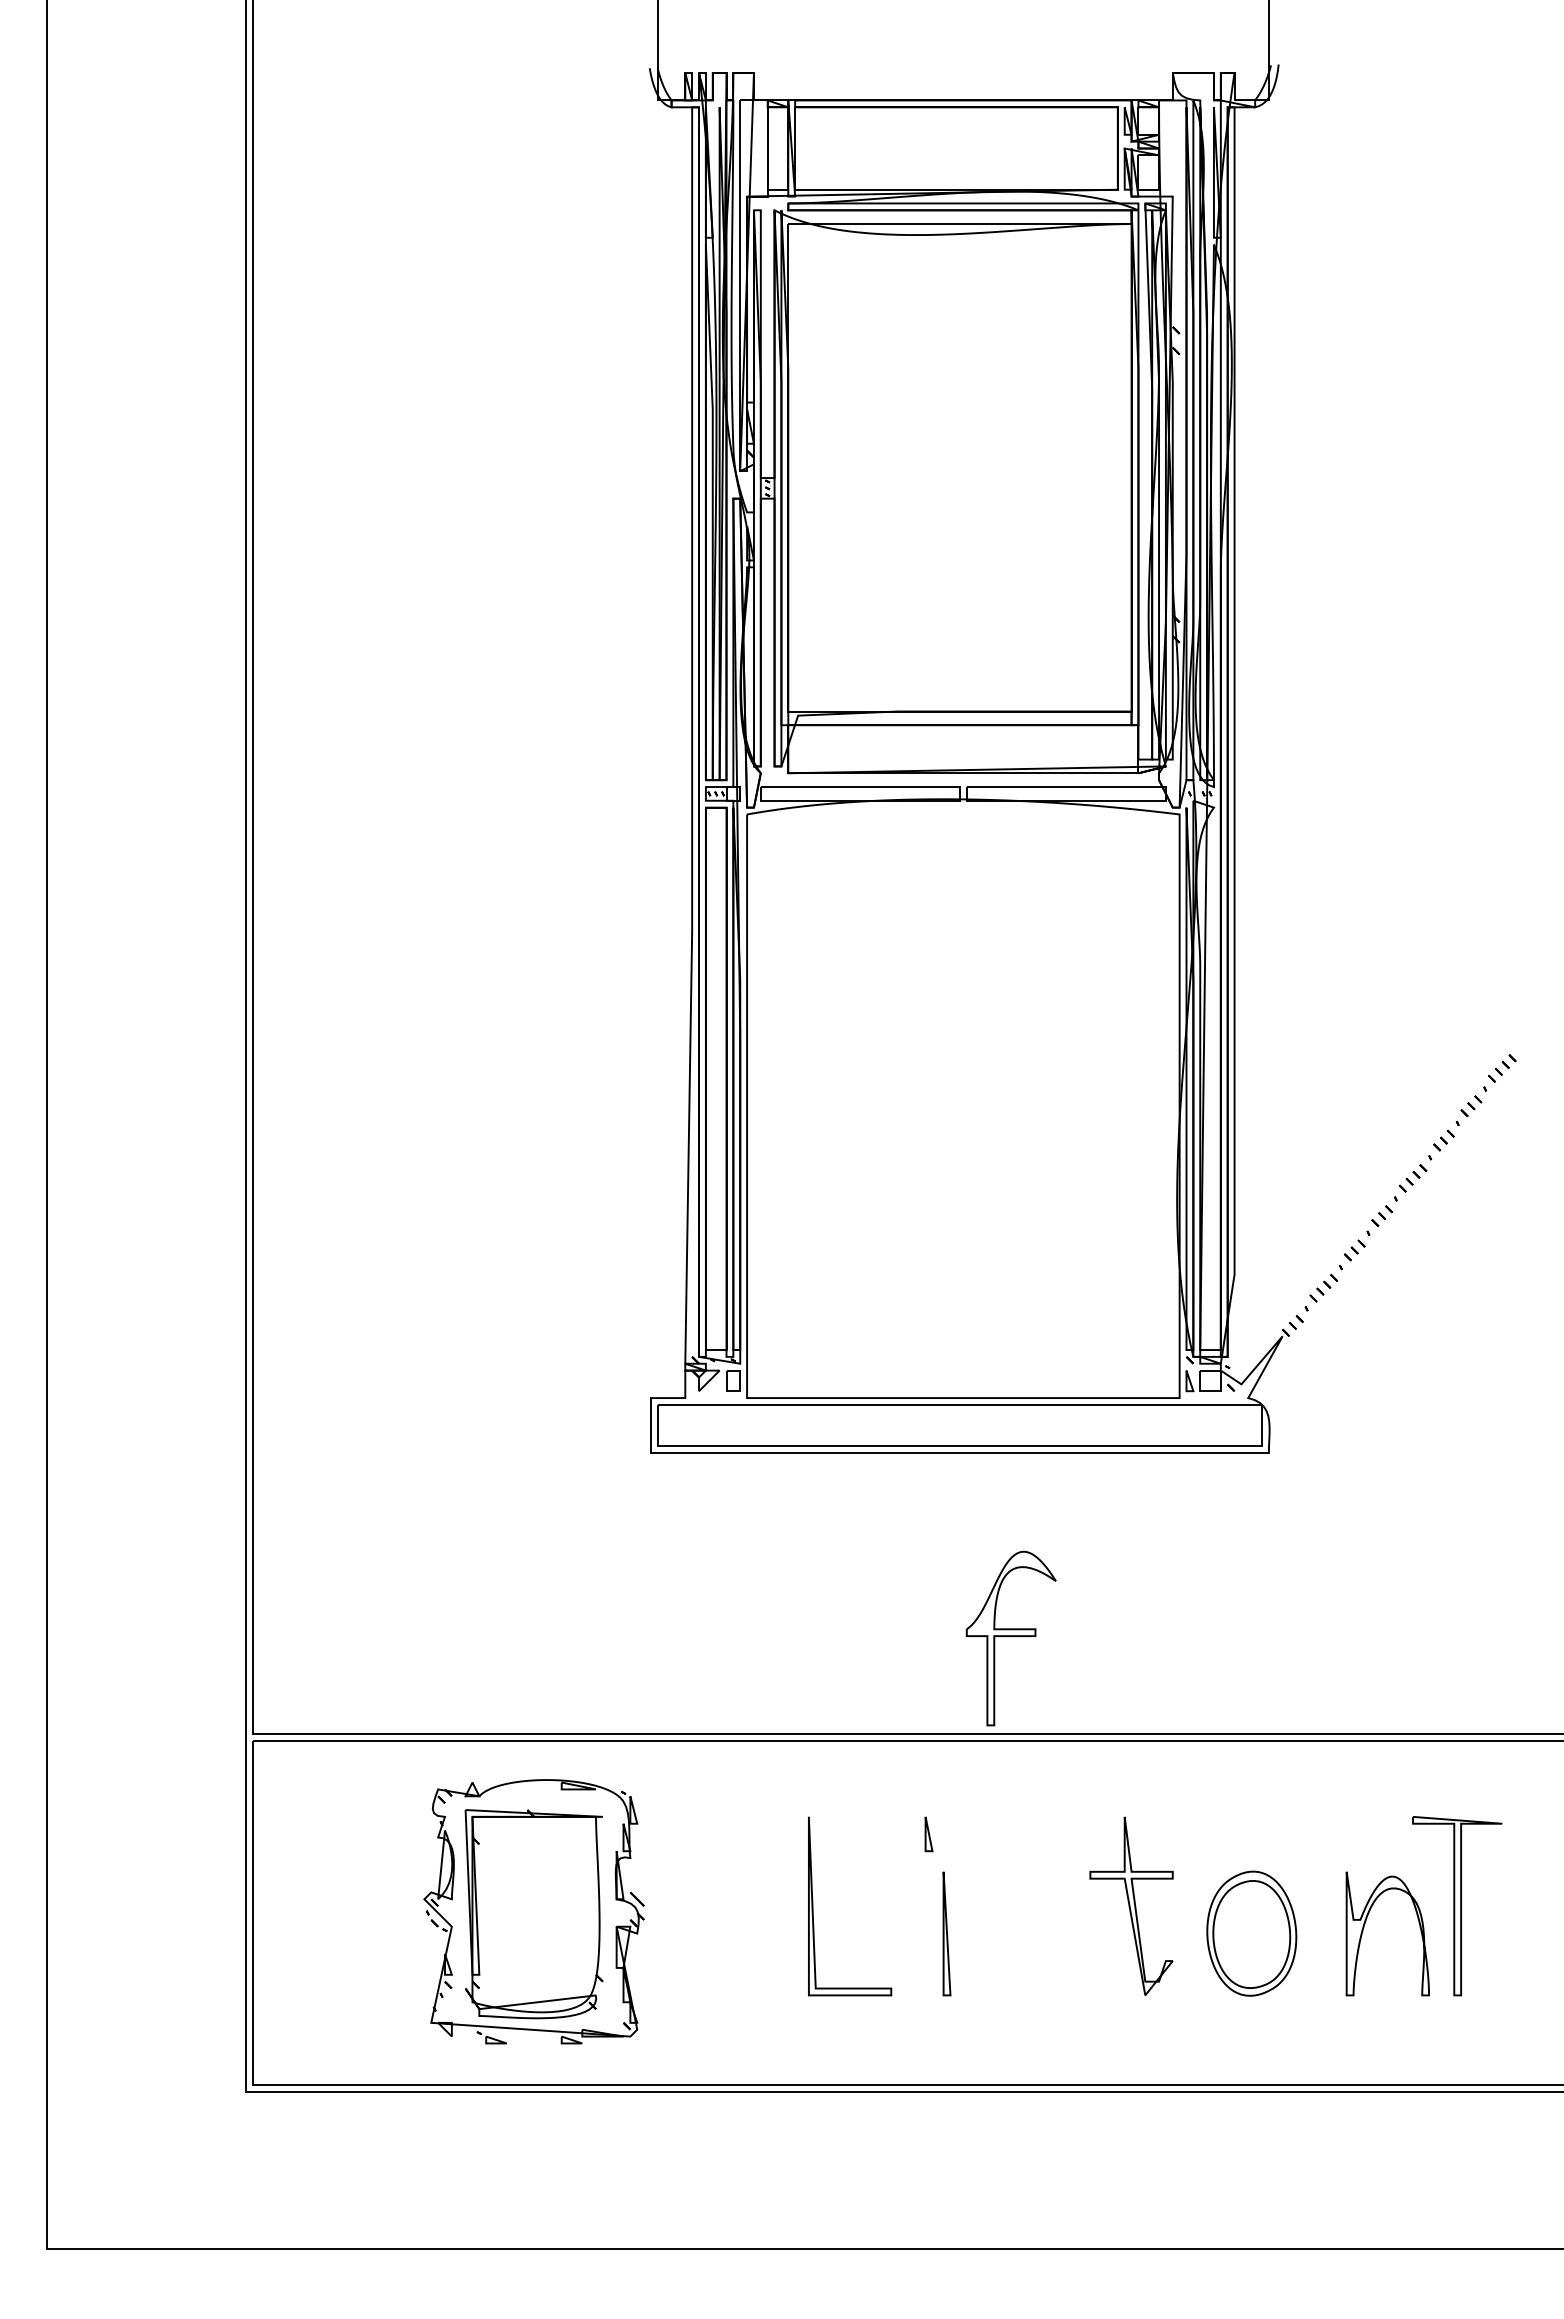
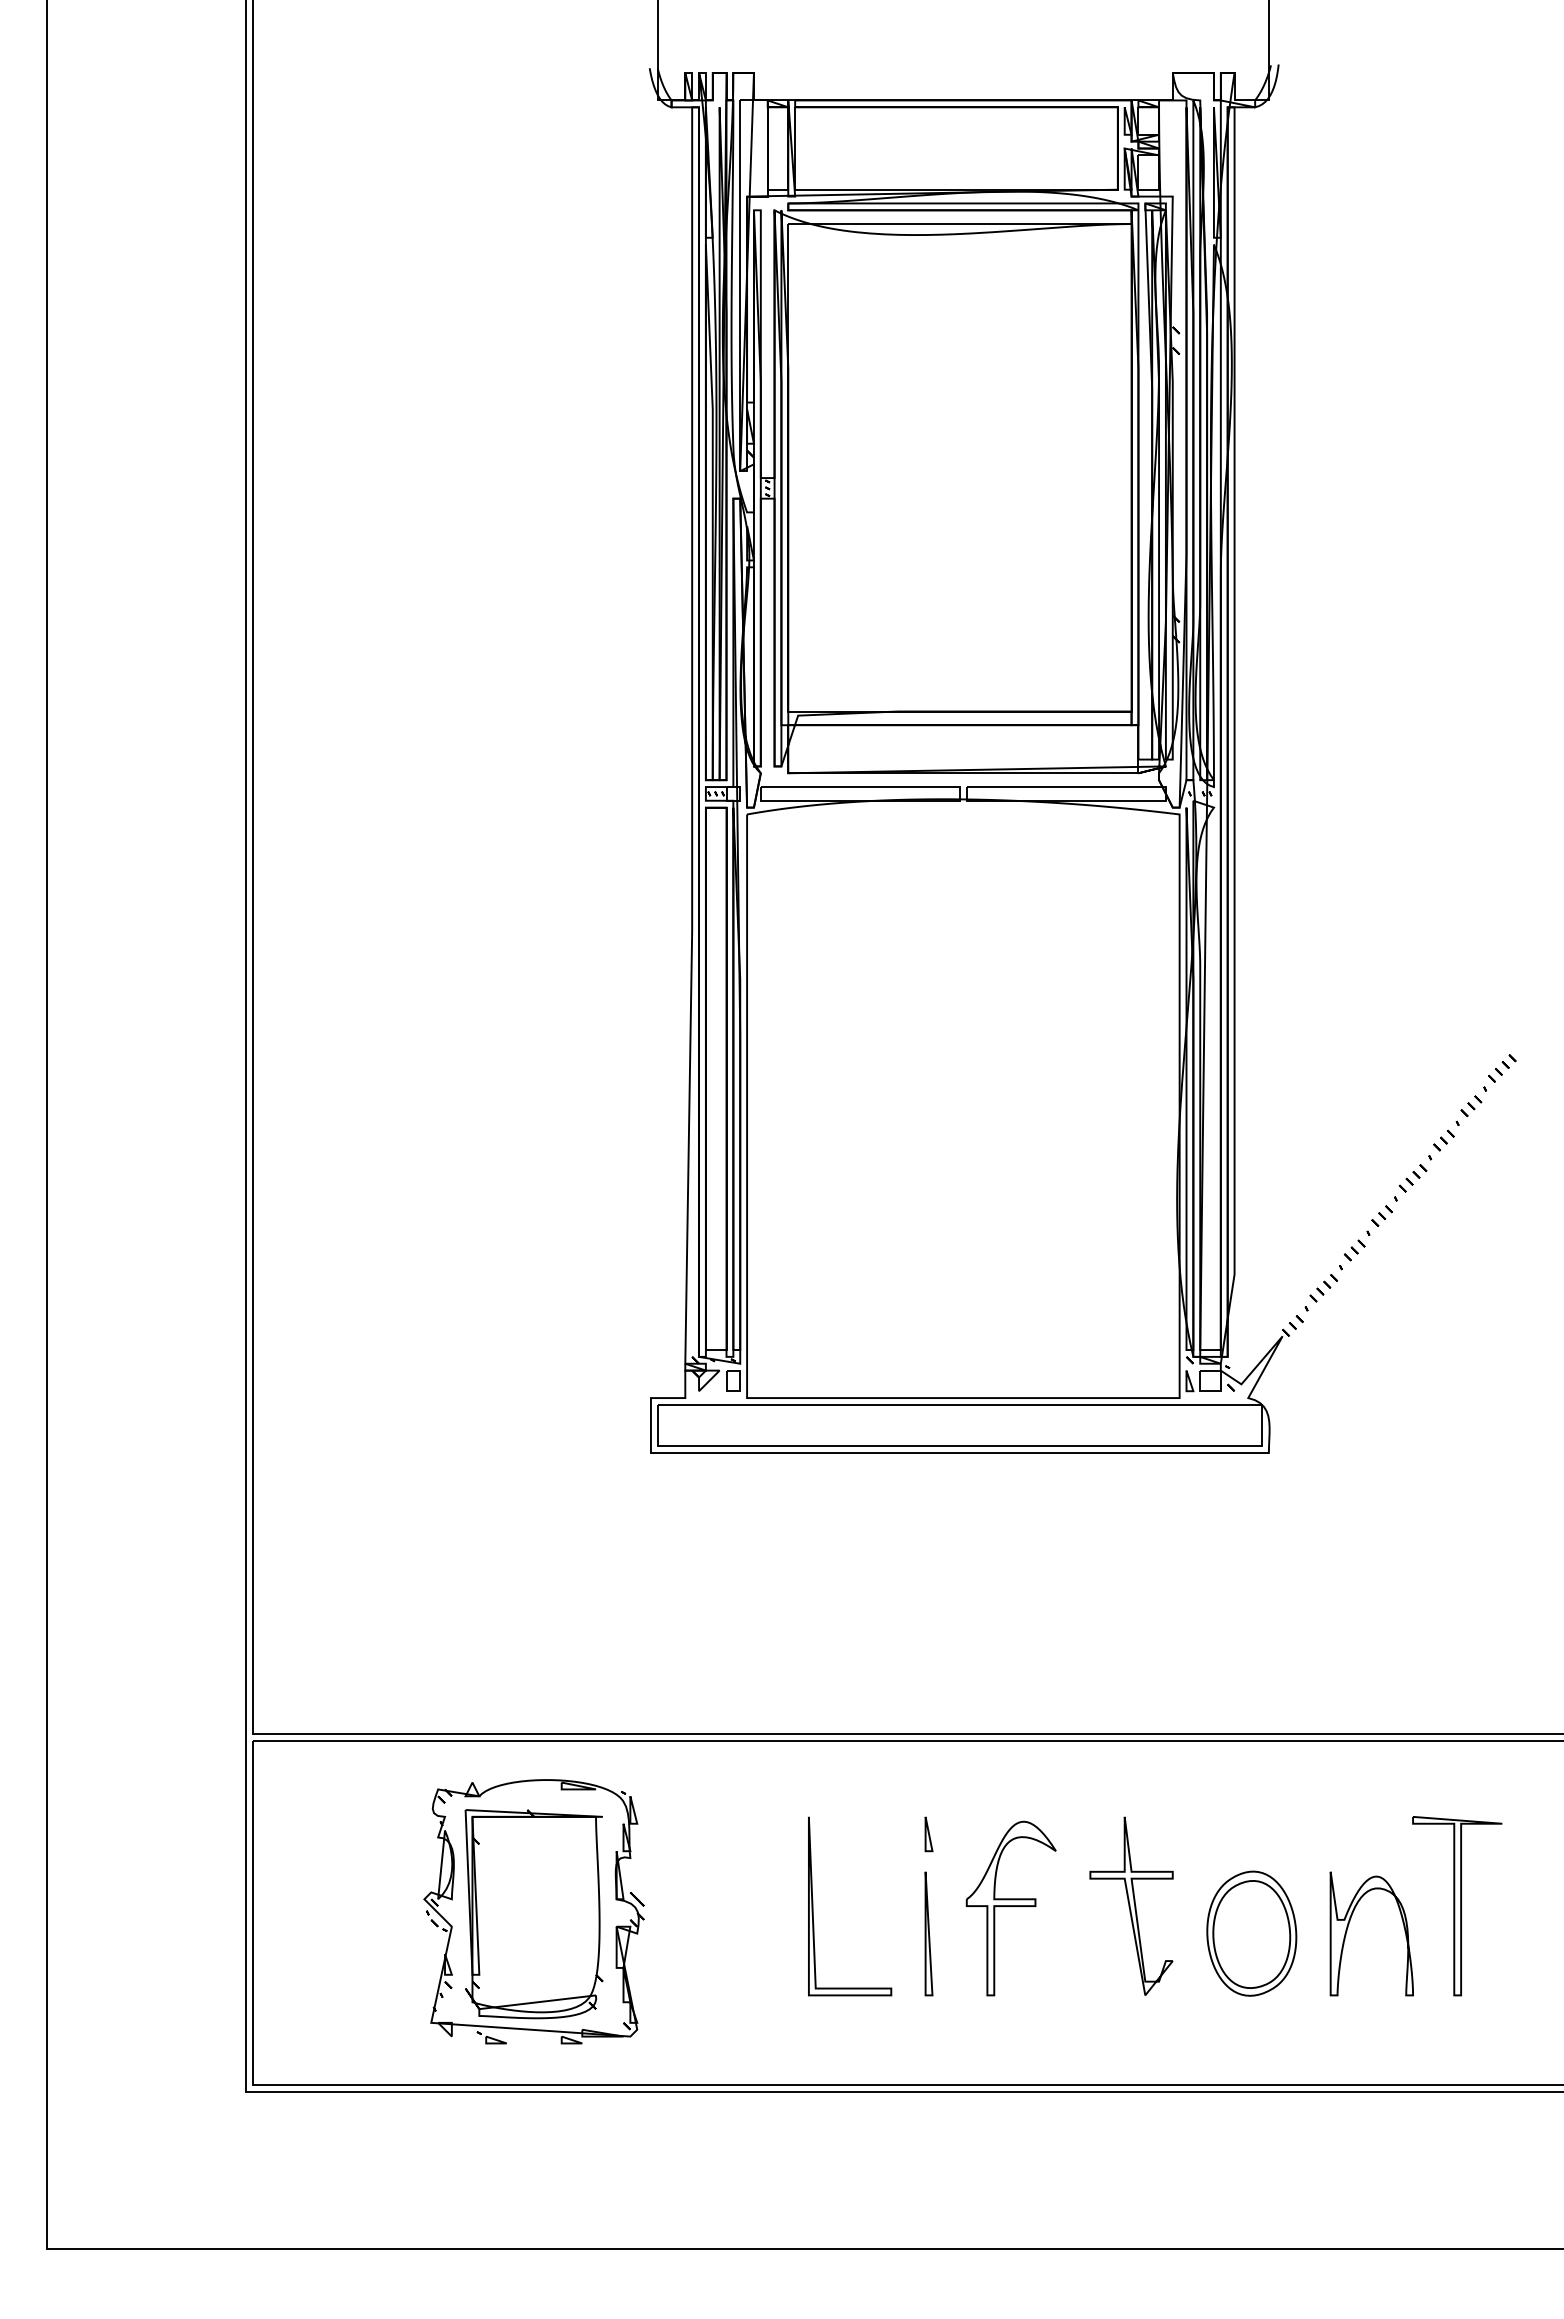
part position: (1010, 1638) -> (1010, 1908) (1010, 1908)
part position: (1365, 1924) -> (1349, 1924) (1349, 1924)
part position: (946, 1933) -> (928, 1933) (928, 1933)
